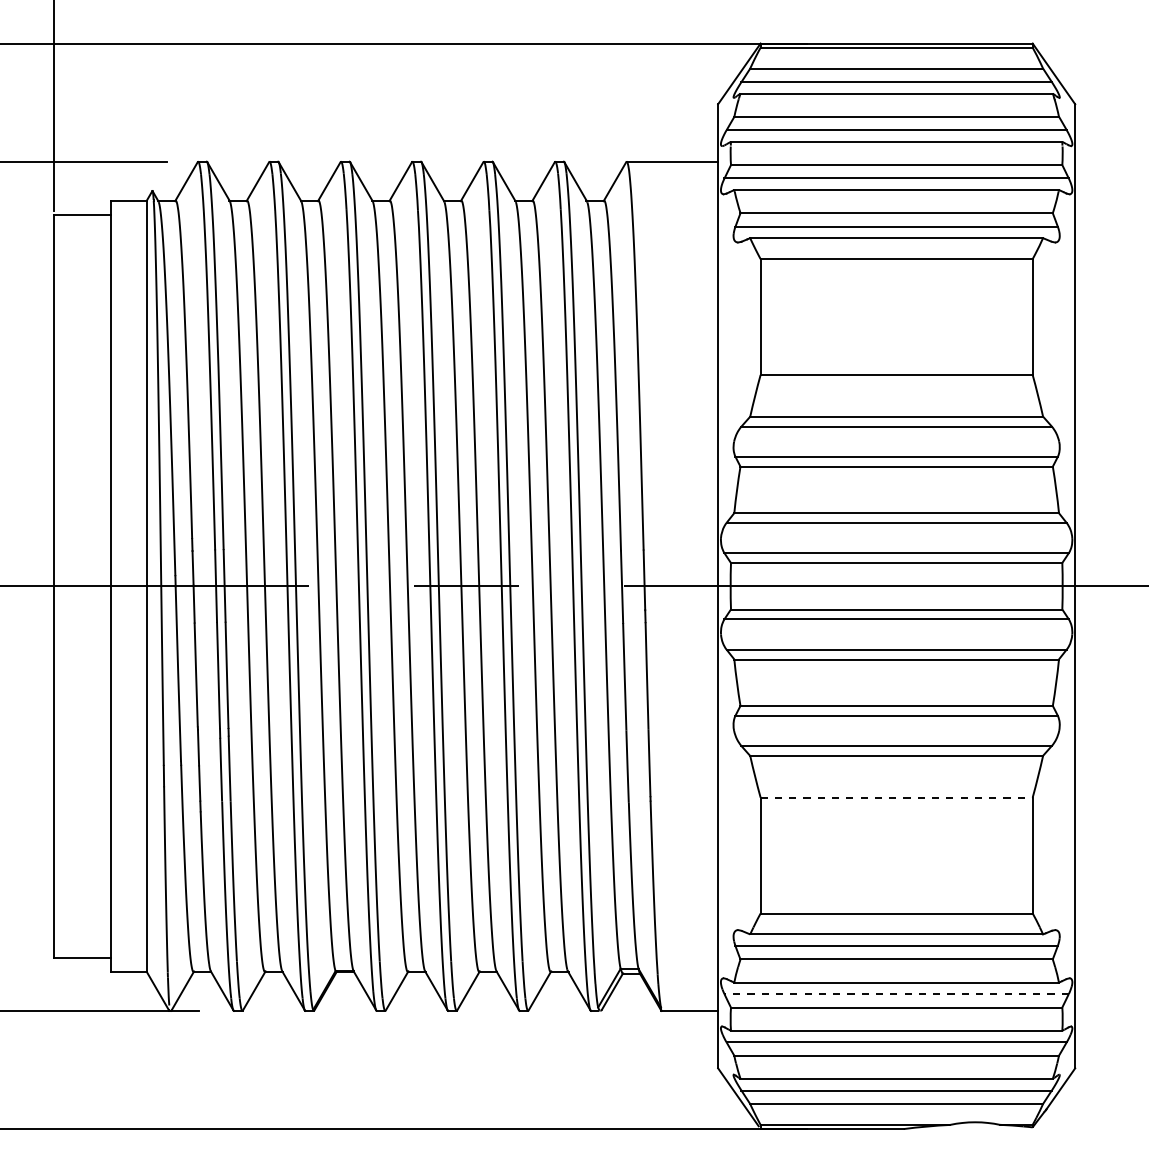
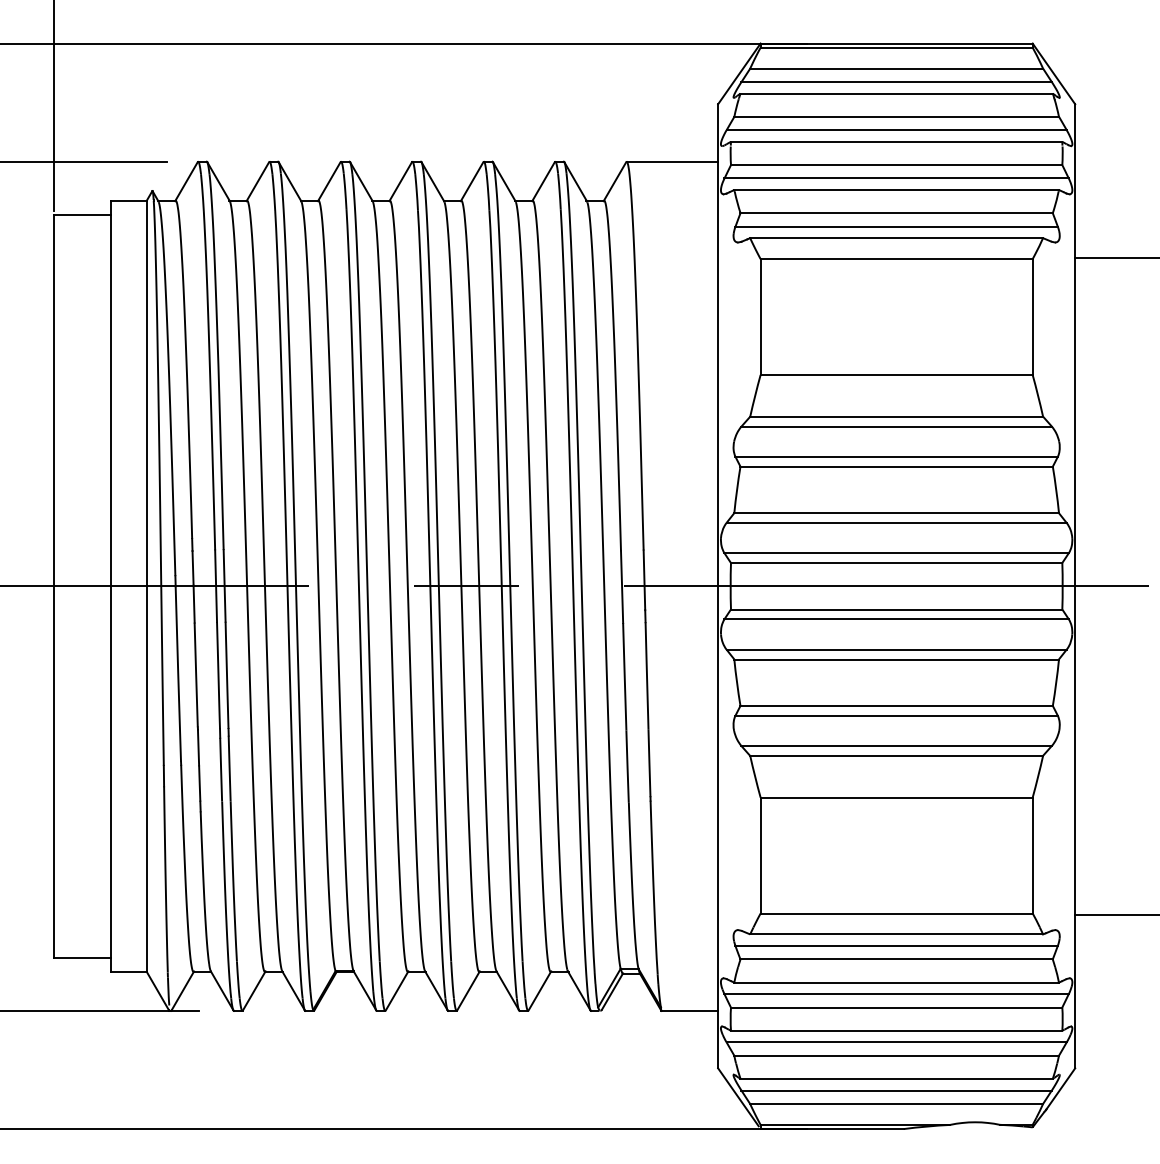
line: none -> present (1115, 257)
line: dashed -> solid (897, 797)
line: none -> present (1115, 914)
line: dashed -> solid (896, 994)
